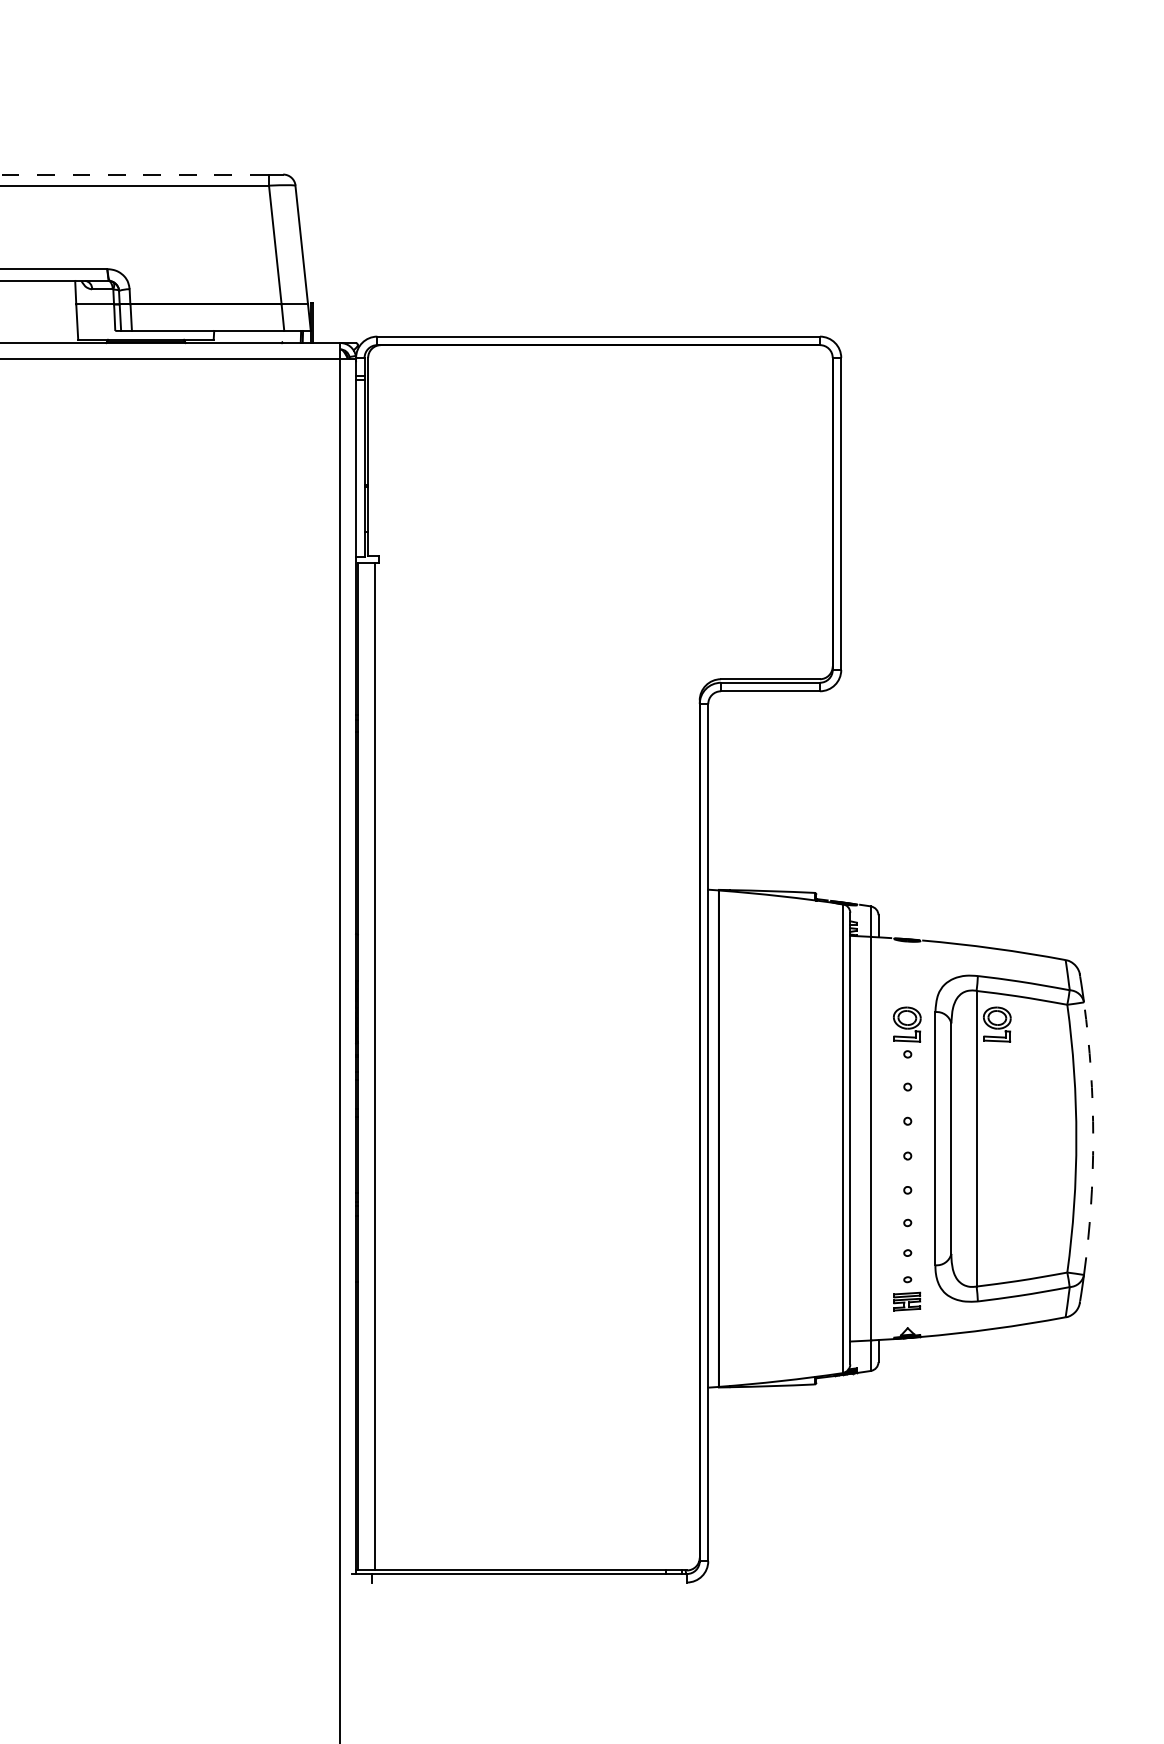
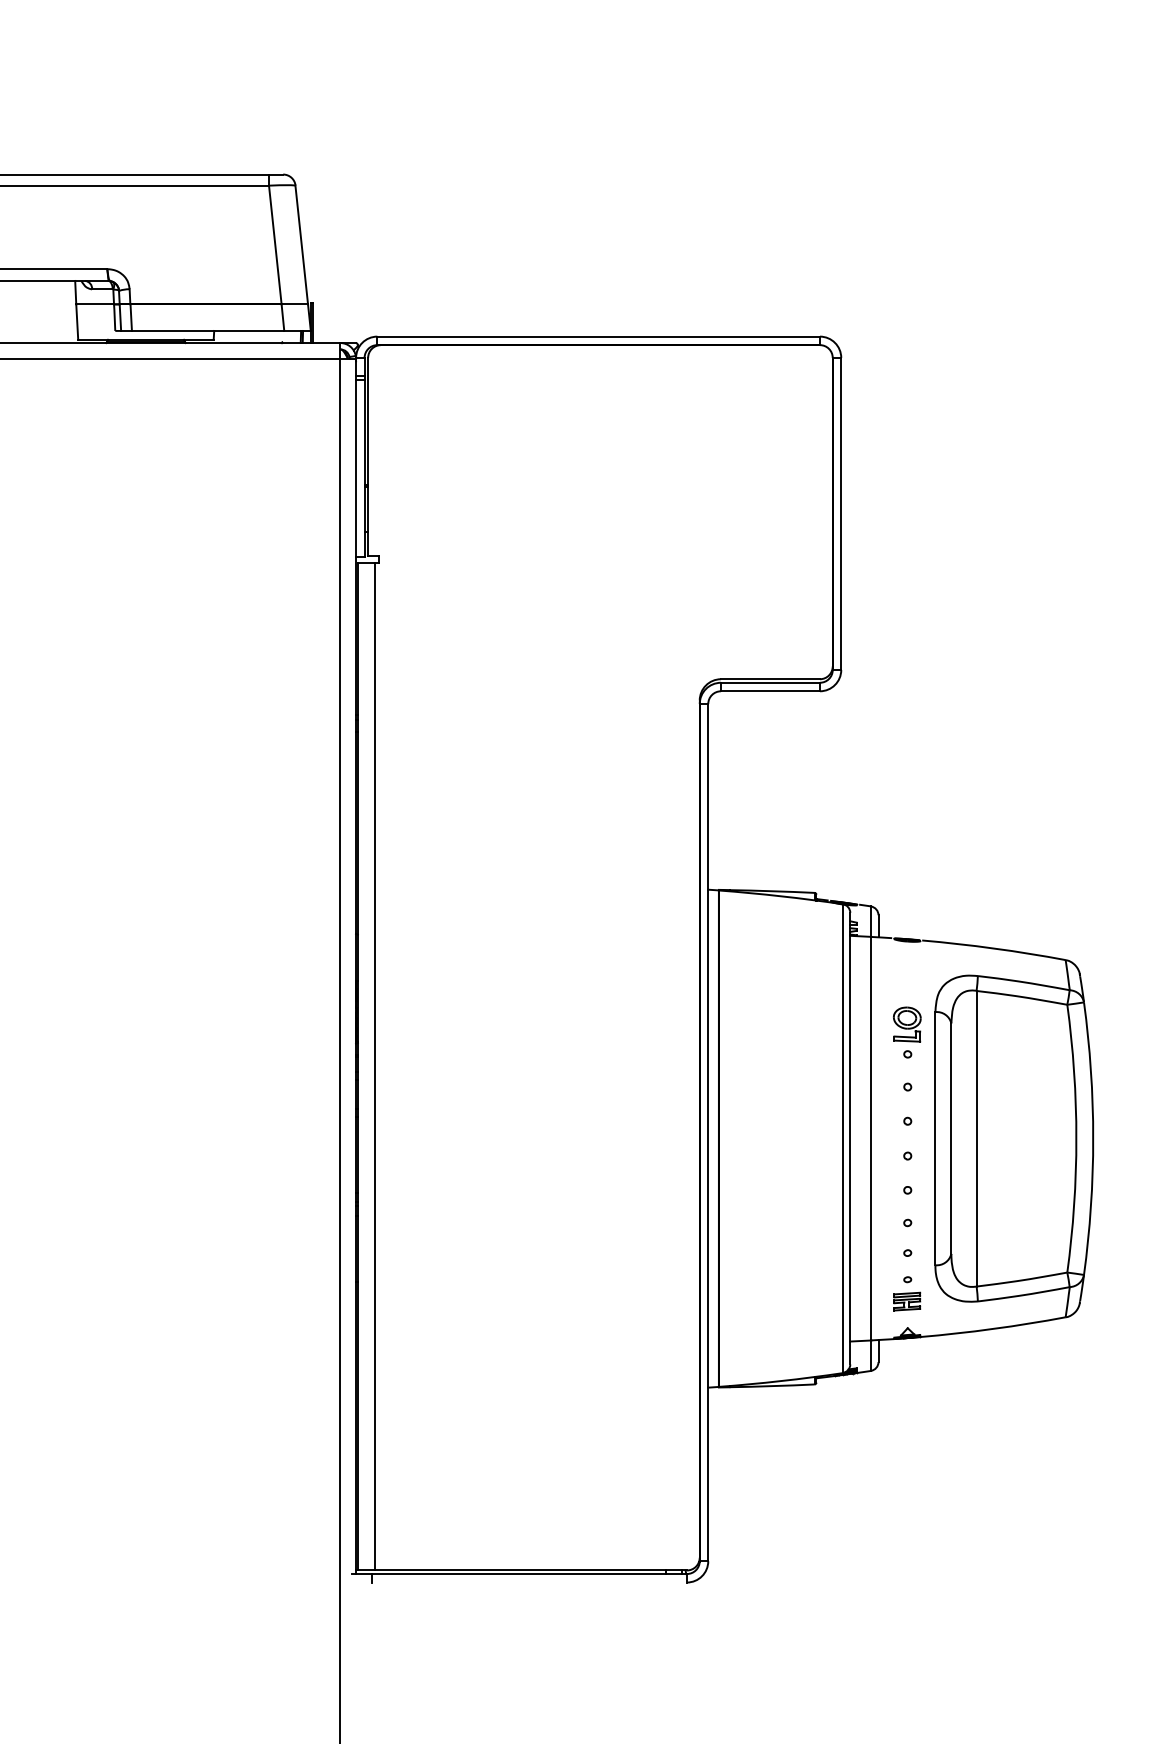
line: dashed -> solid (135, 174)
part: present -> none (997, 1024)
arc: dashed -> solid (1093, 1138)
